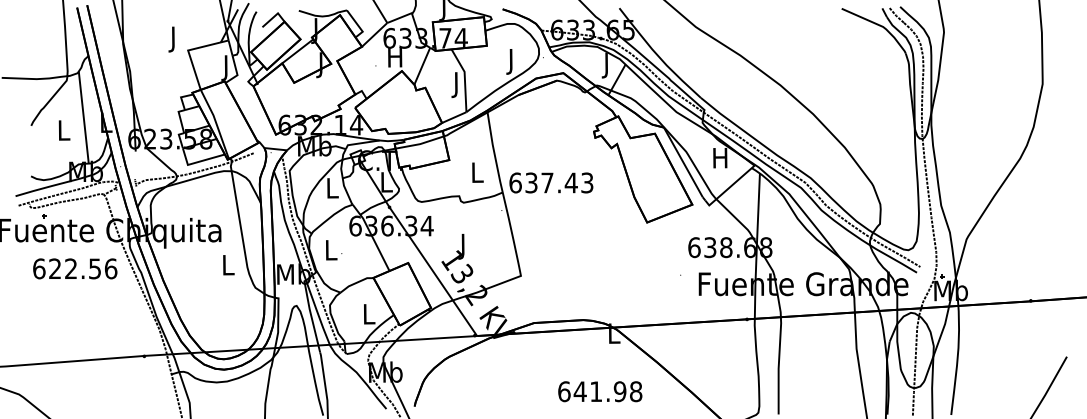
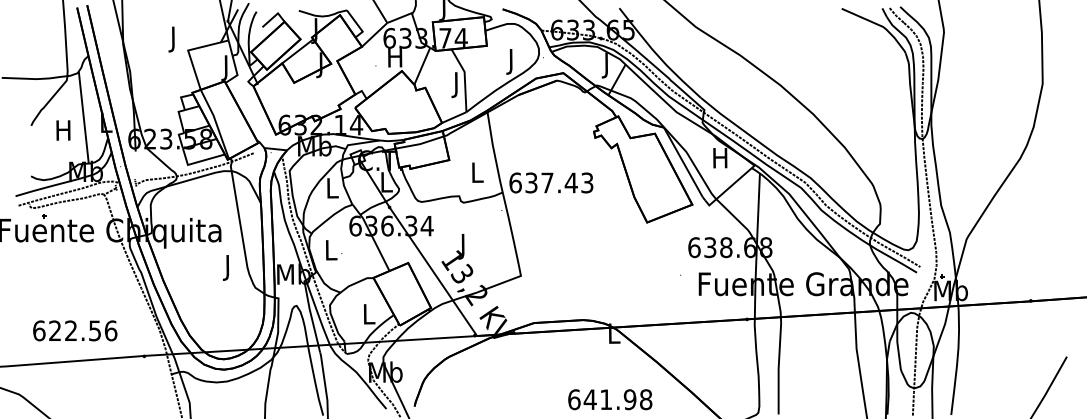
text: L -> H (63, 130)
text: L -> J (228, 267)
text position: (75, 268) -> (75, 330) (75, 330)
text position: (600, 391) -> (610, 399) (610, 399)
